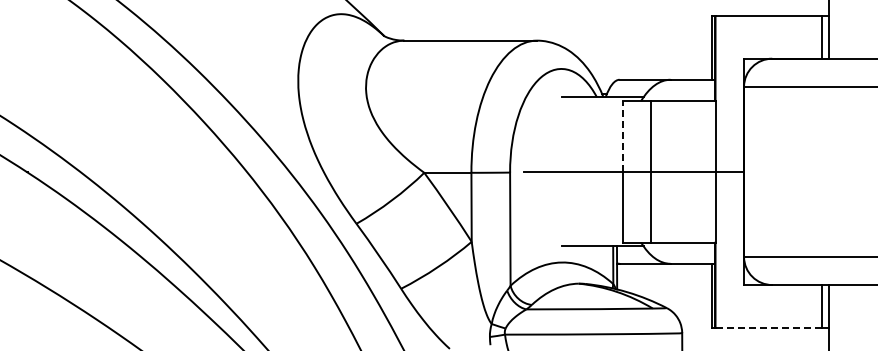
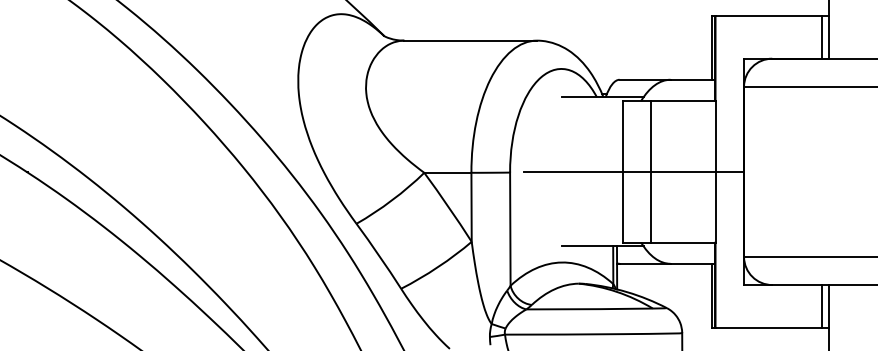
line: dashed -> solid (622, 135)
line: dashed -> solid (769, 327)
